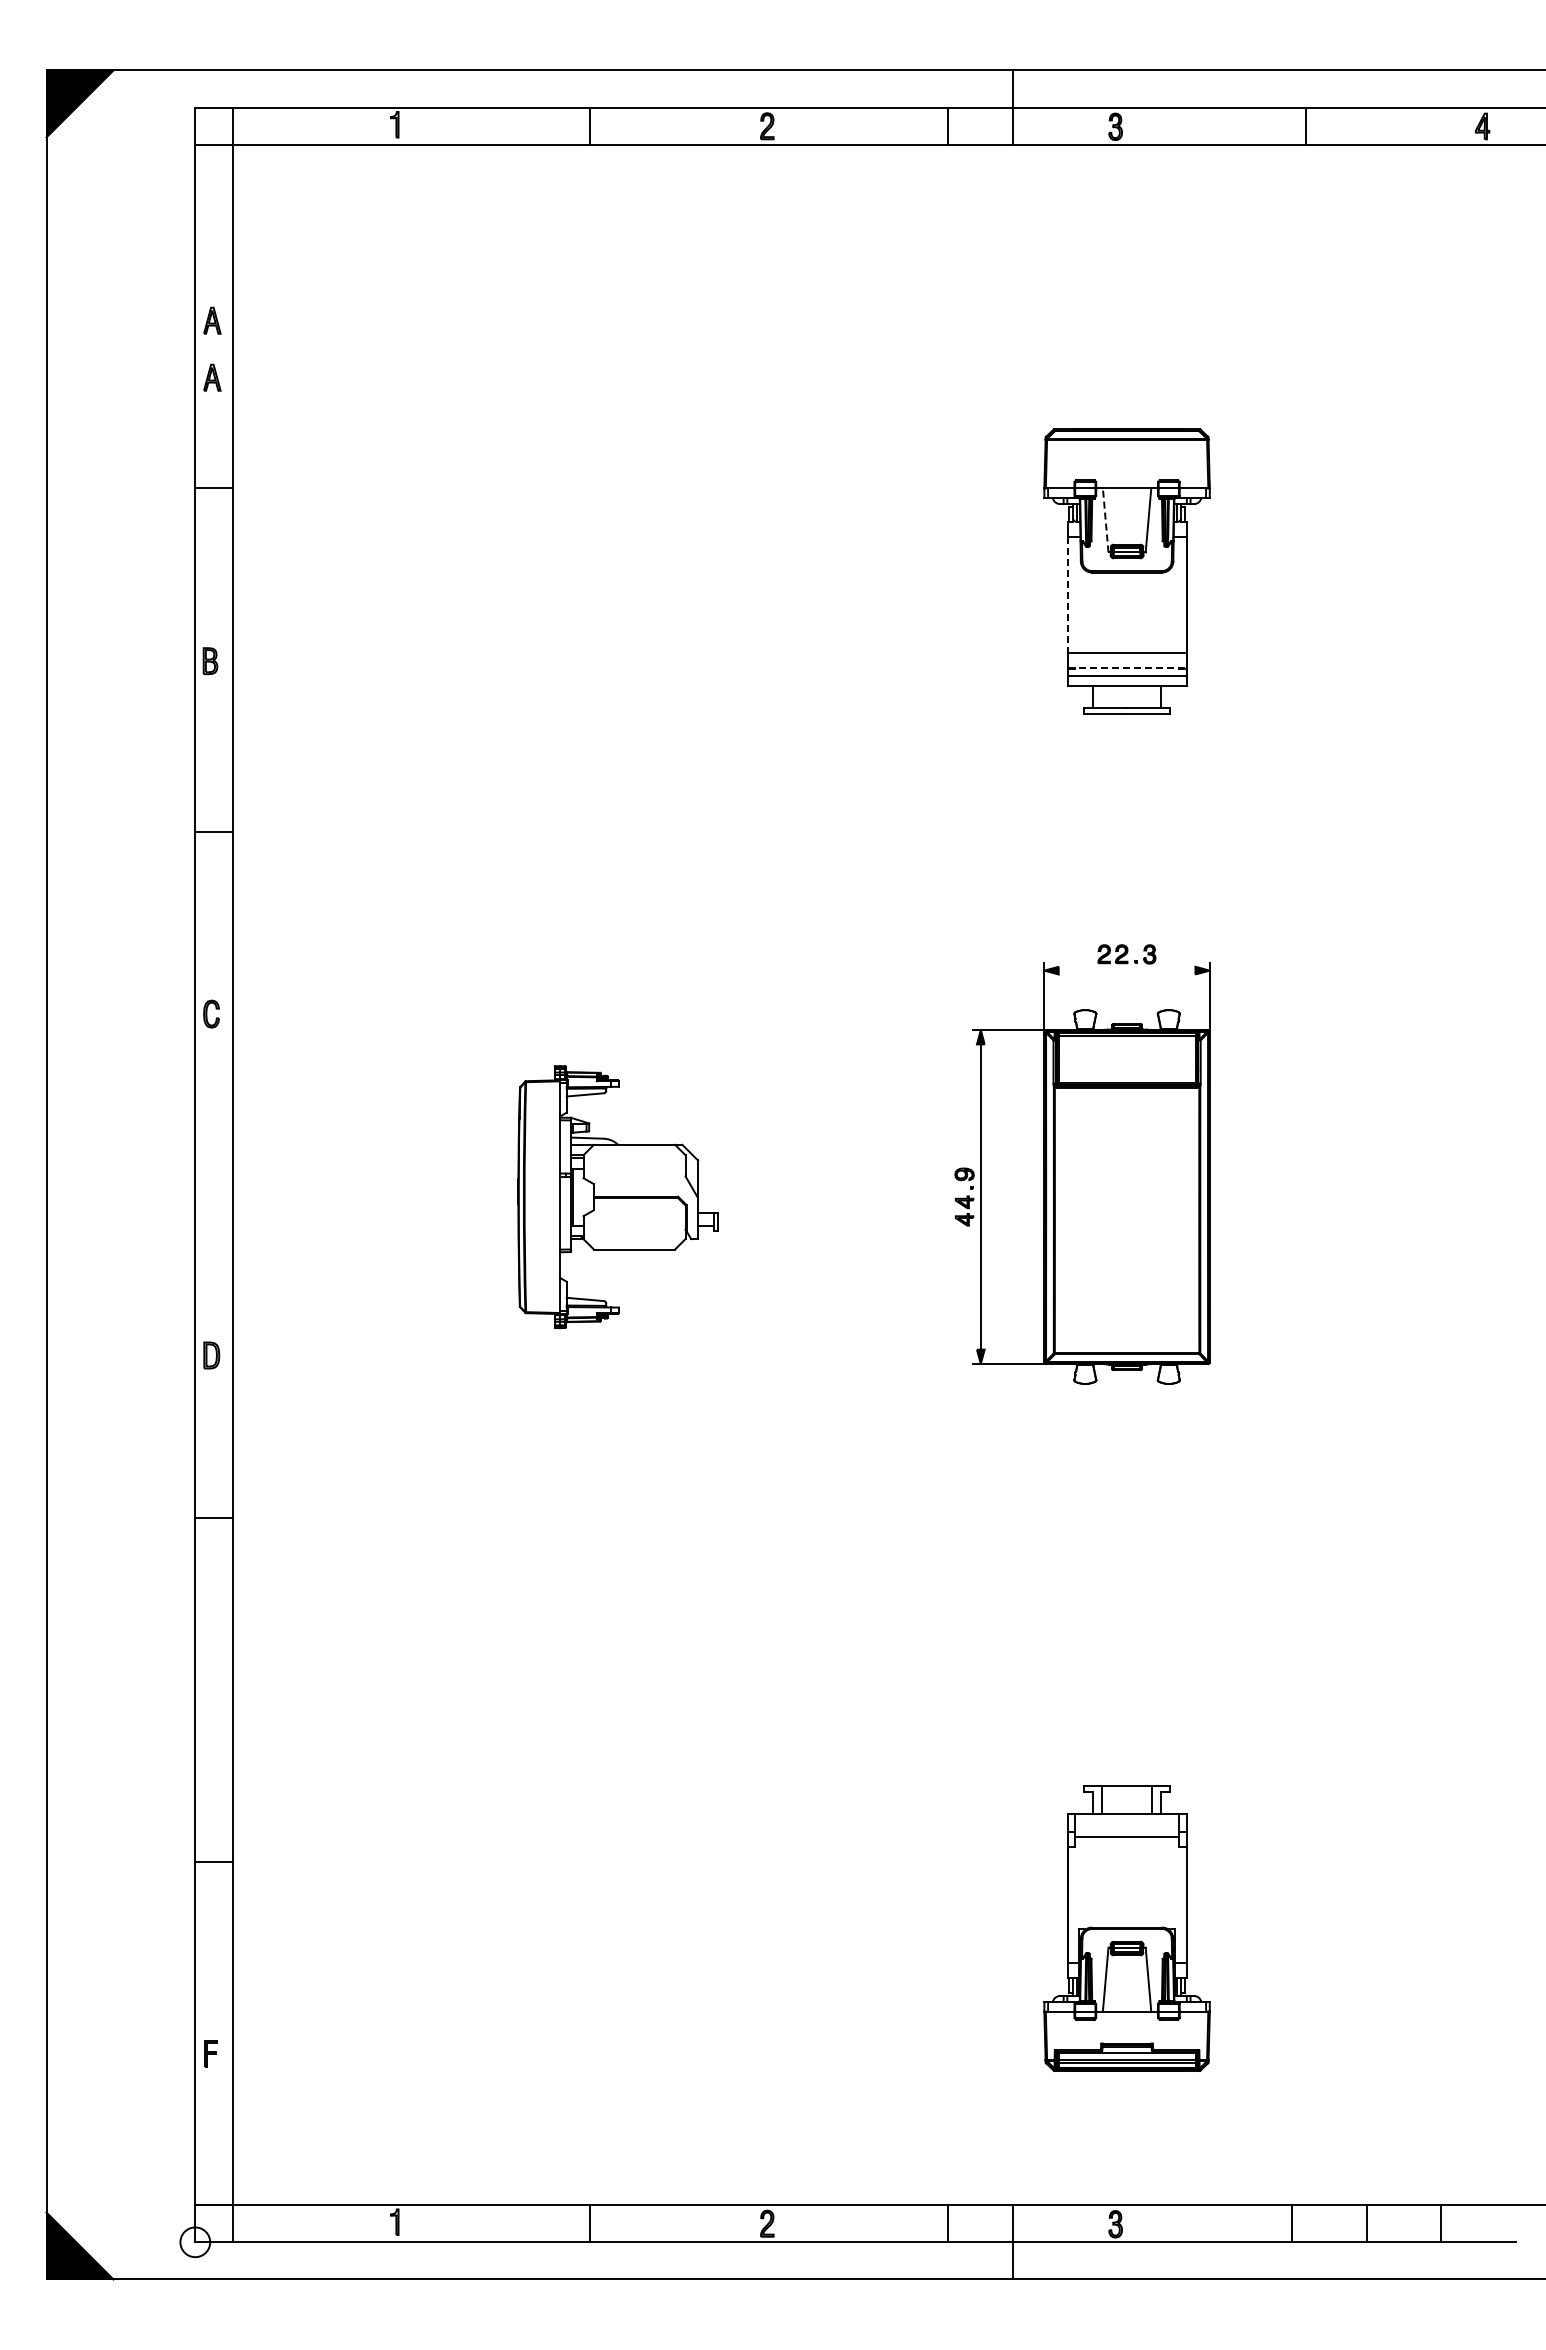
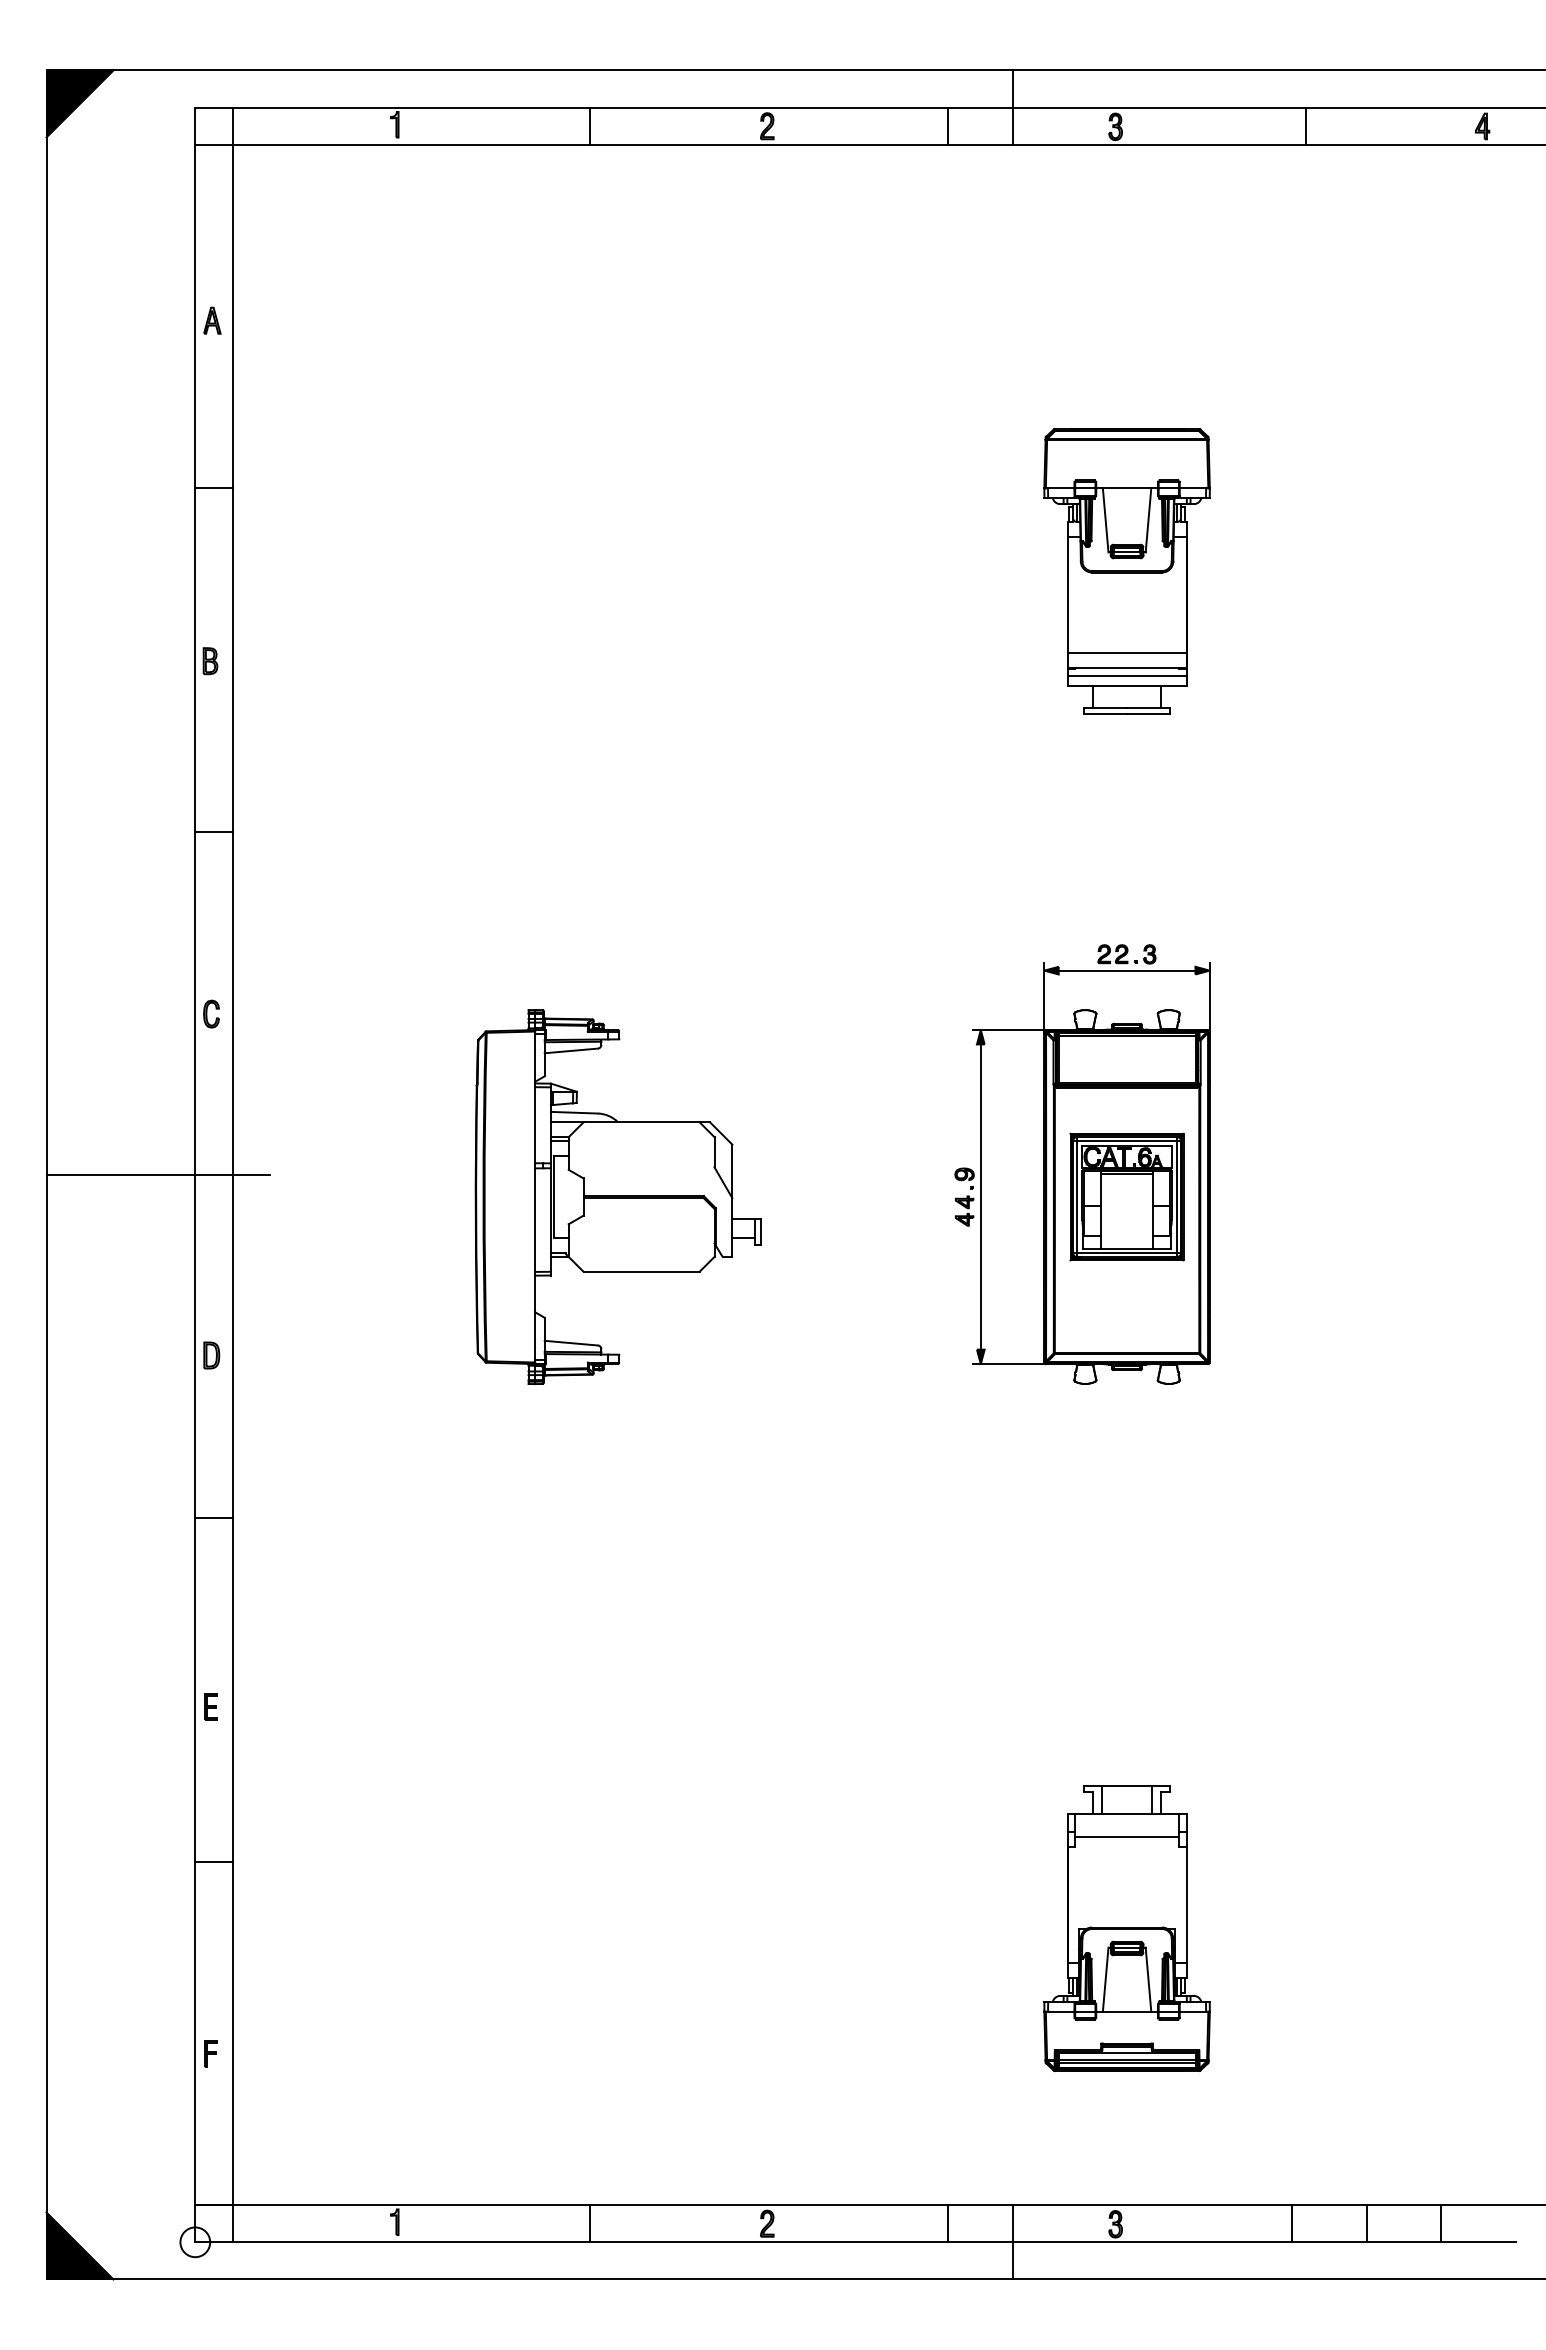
part: present -> none (212, 377)
line: dashed -> solid (1105, 519)
line: dashed -> solid (1067, 595)
line: dashed -> solid (1127, 667)
line: none -> present (1126, 970)
line: none -> present (157, 1175)
part: none -> present (1126, 1196)
part size: 202x265 px -> 288x377 px (617, 1197)
part: none -> present (210, 1706)
